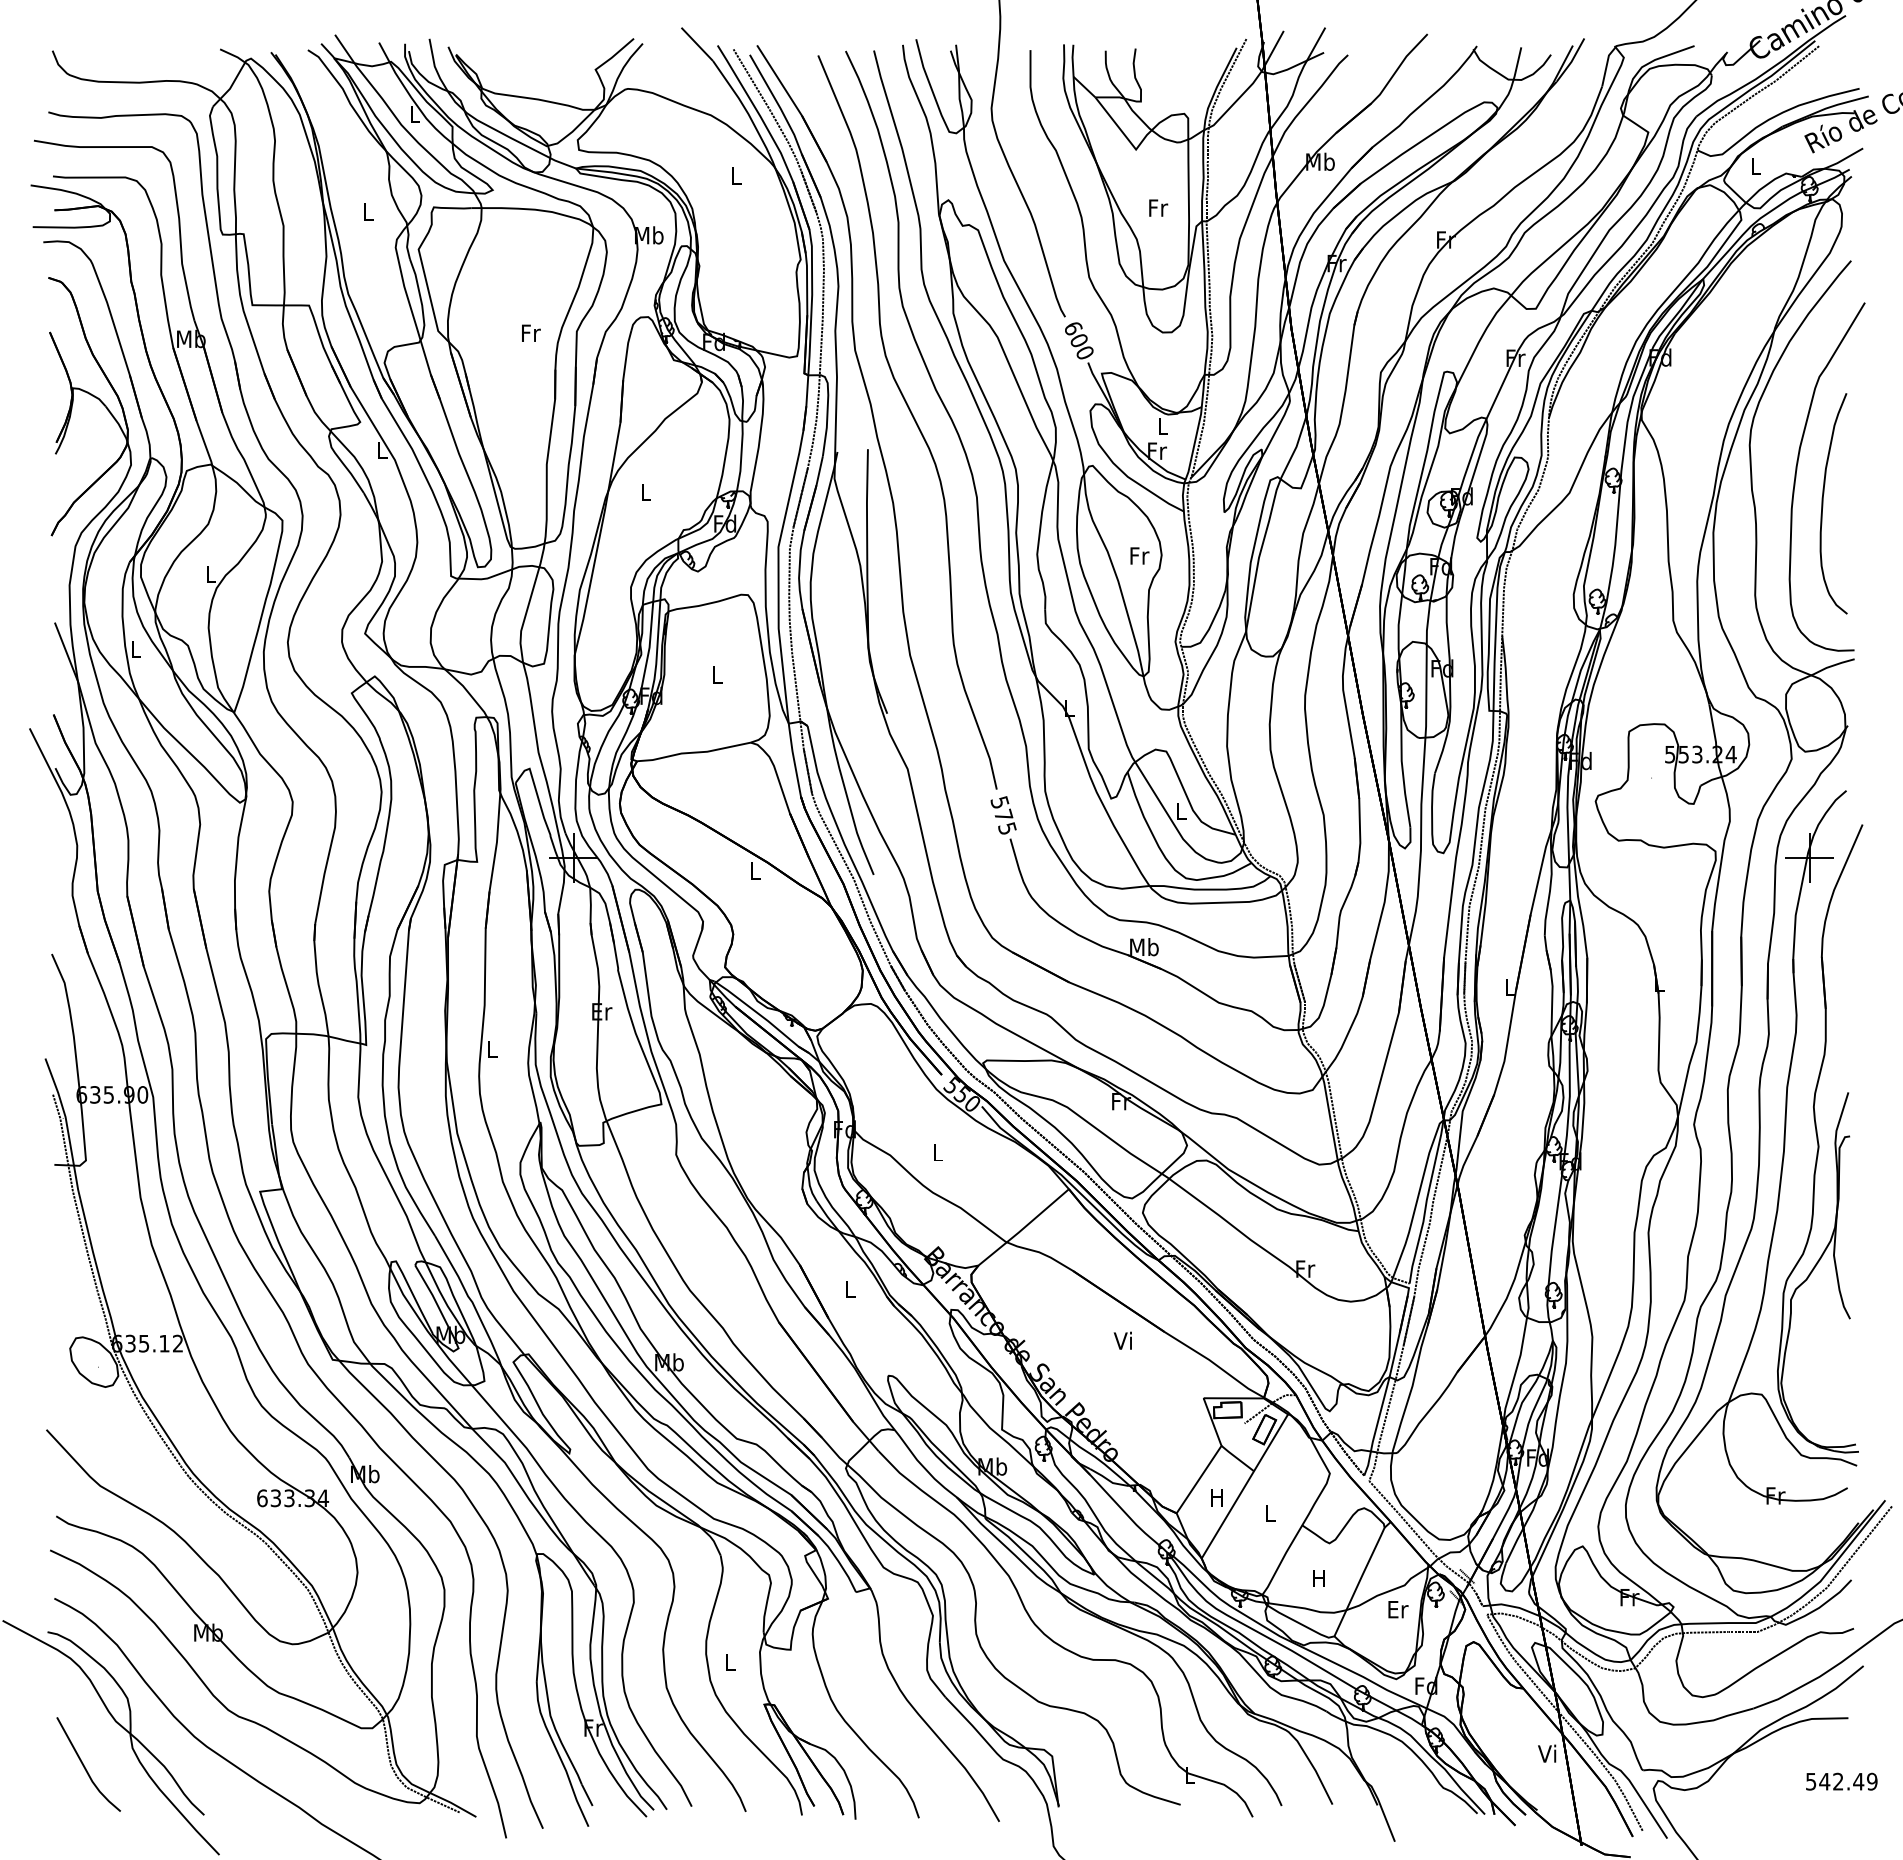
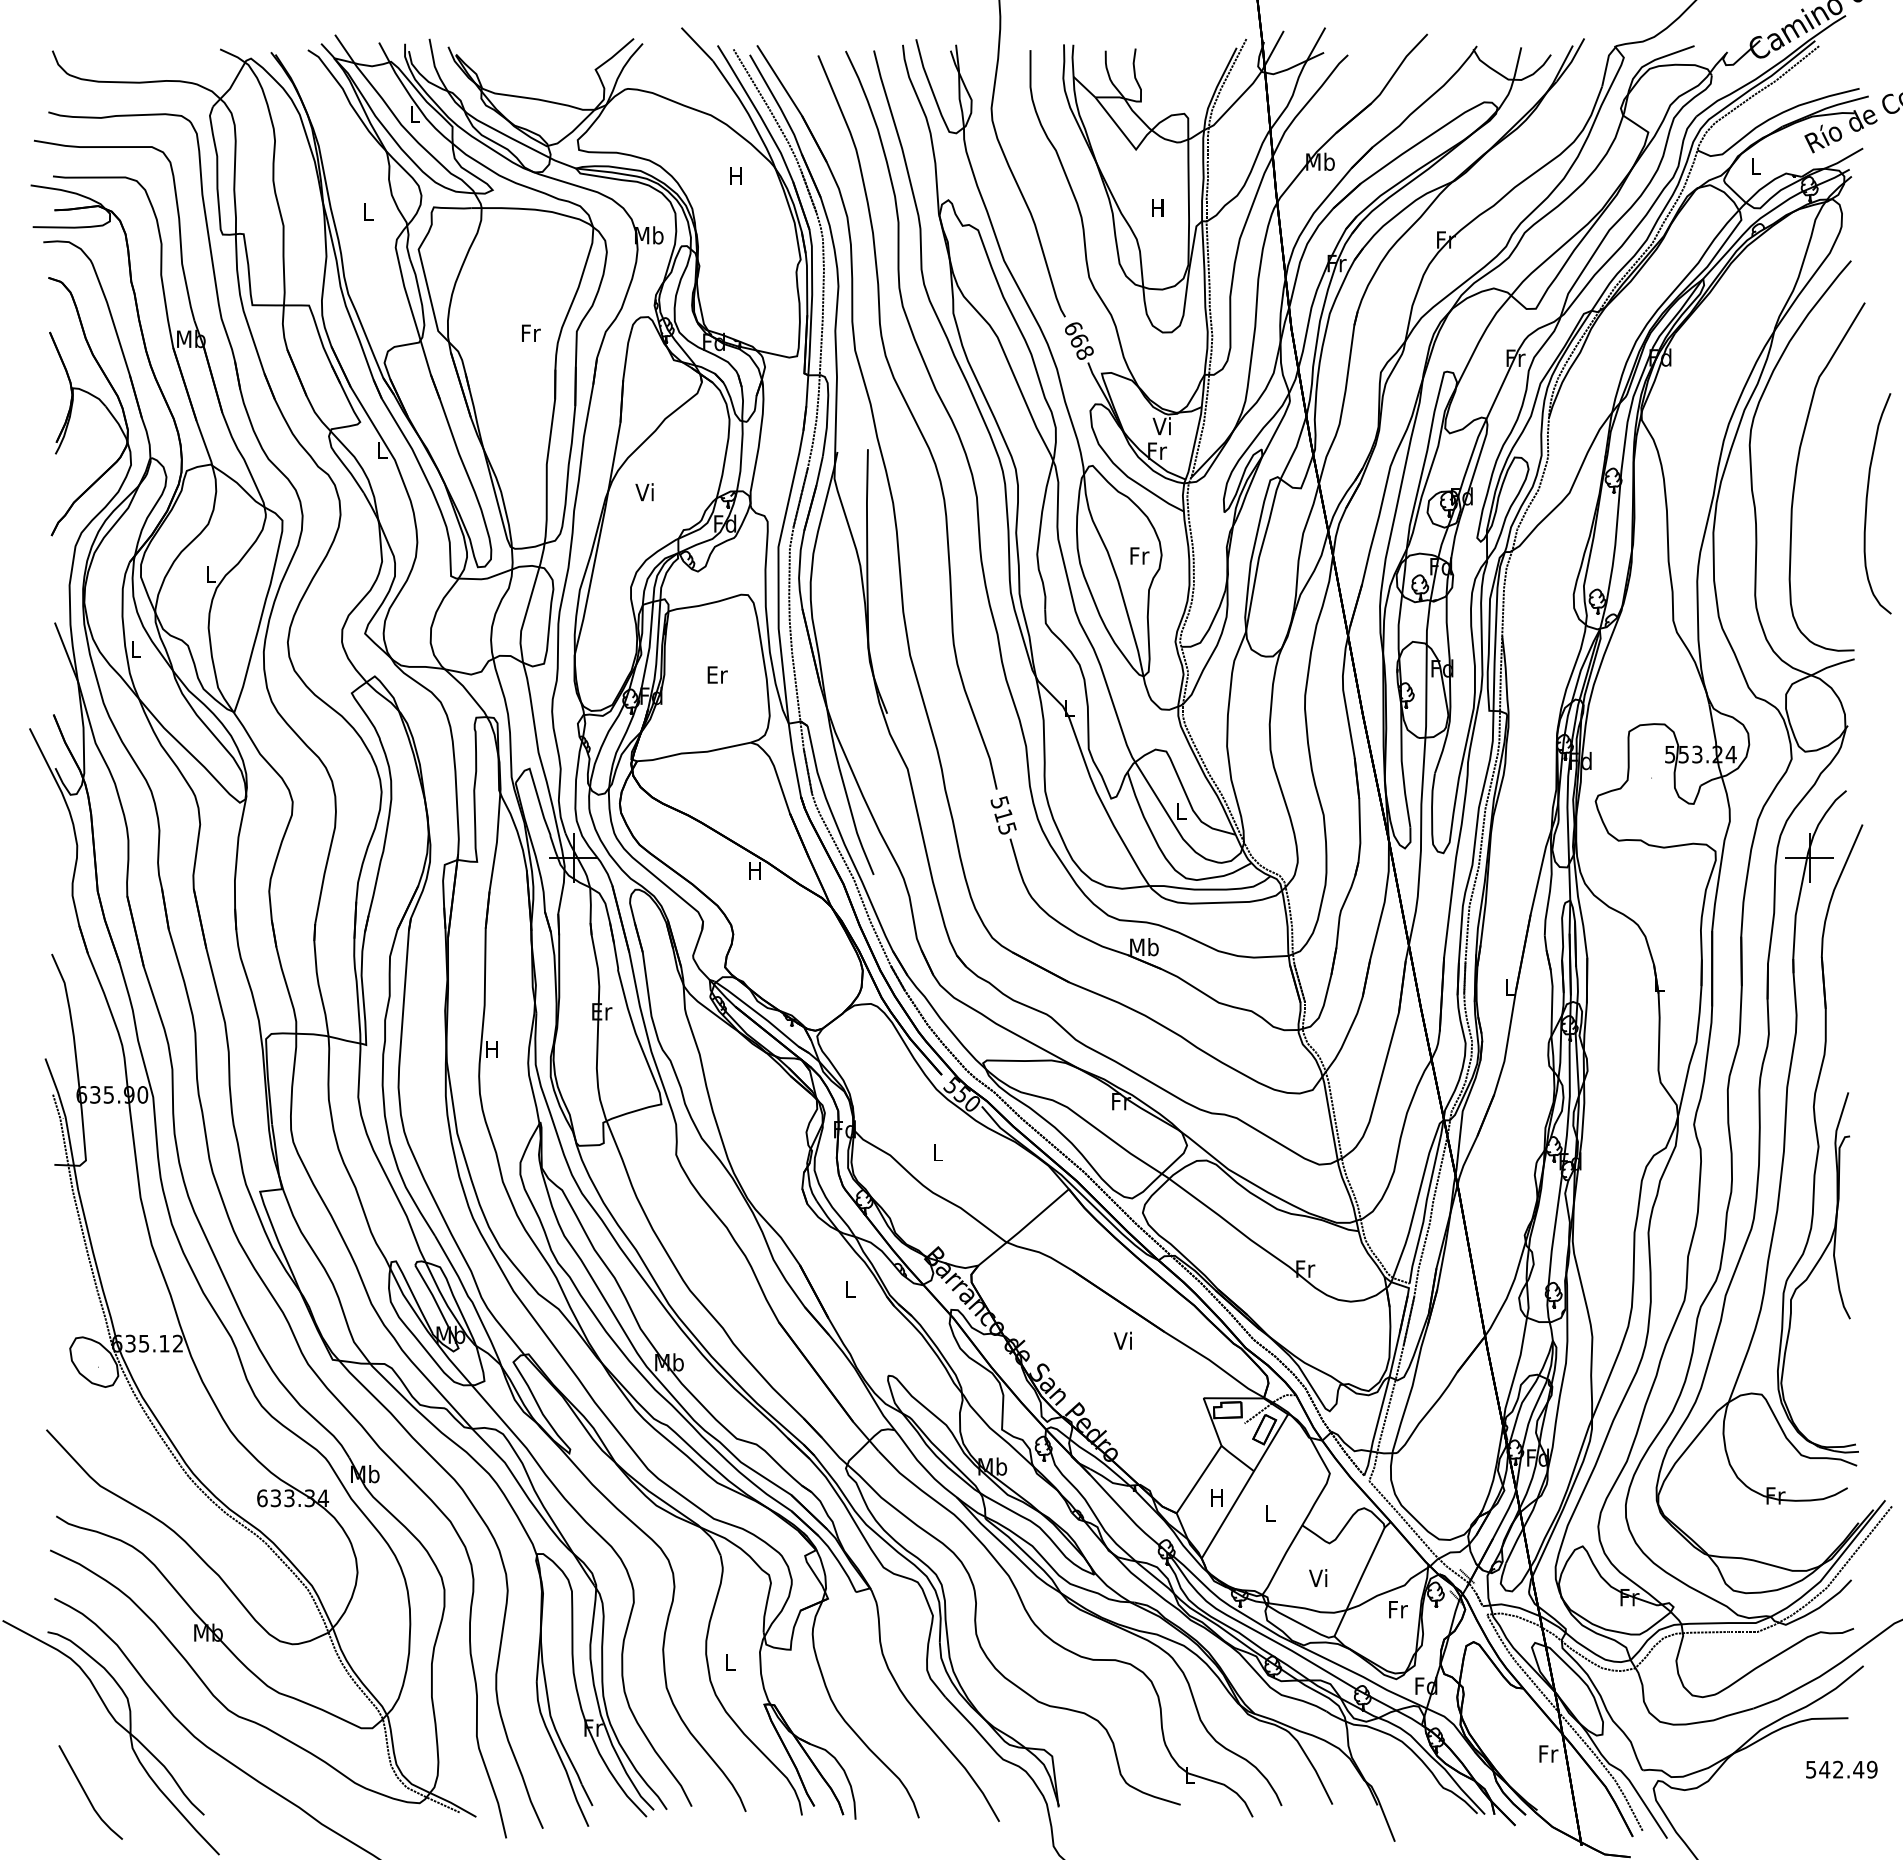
text: L -> H (735, 175)
text: Fr -> H (1158, 207)
text: 600 -> 668 (1082, 346)
text: L -> Vi (1161, 426)
text: L -> Vi (644, 492)
curve position: (1823, 503) -> (1867, 503) (1867, 503)
text: L -> Er (717, 674)
text: 575 -> 515 (1003, 815)
text: L -> H (754, 870)
text: L -> H (491, 1049)
text: H -> Vi (1318, 1577)
text: Er -> Fr (1398, 1609)
text: Vi -> Fr (1548, 1753)
line position: (85, 1766) -> (87, 1794) (87, 1794)
text position: (1841, 1781) -> (1841, 1769) (1841, 1769)
